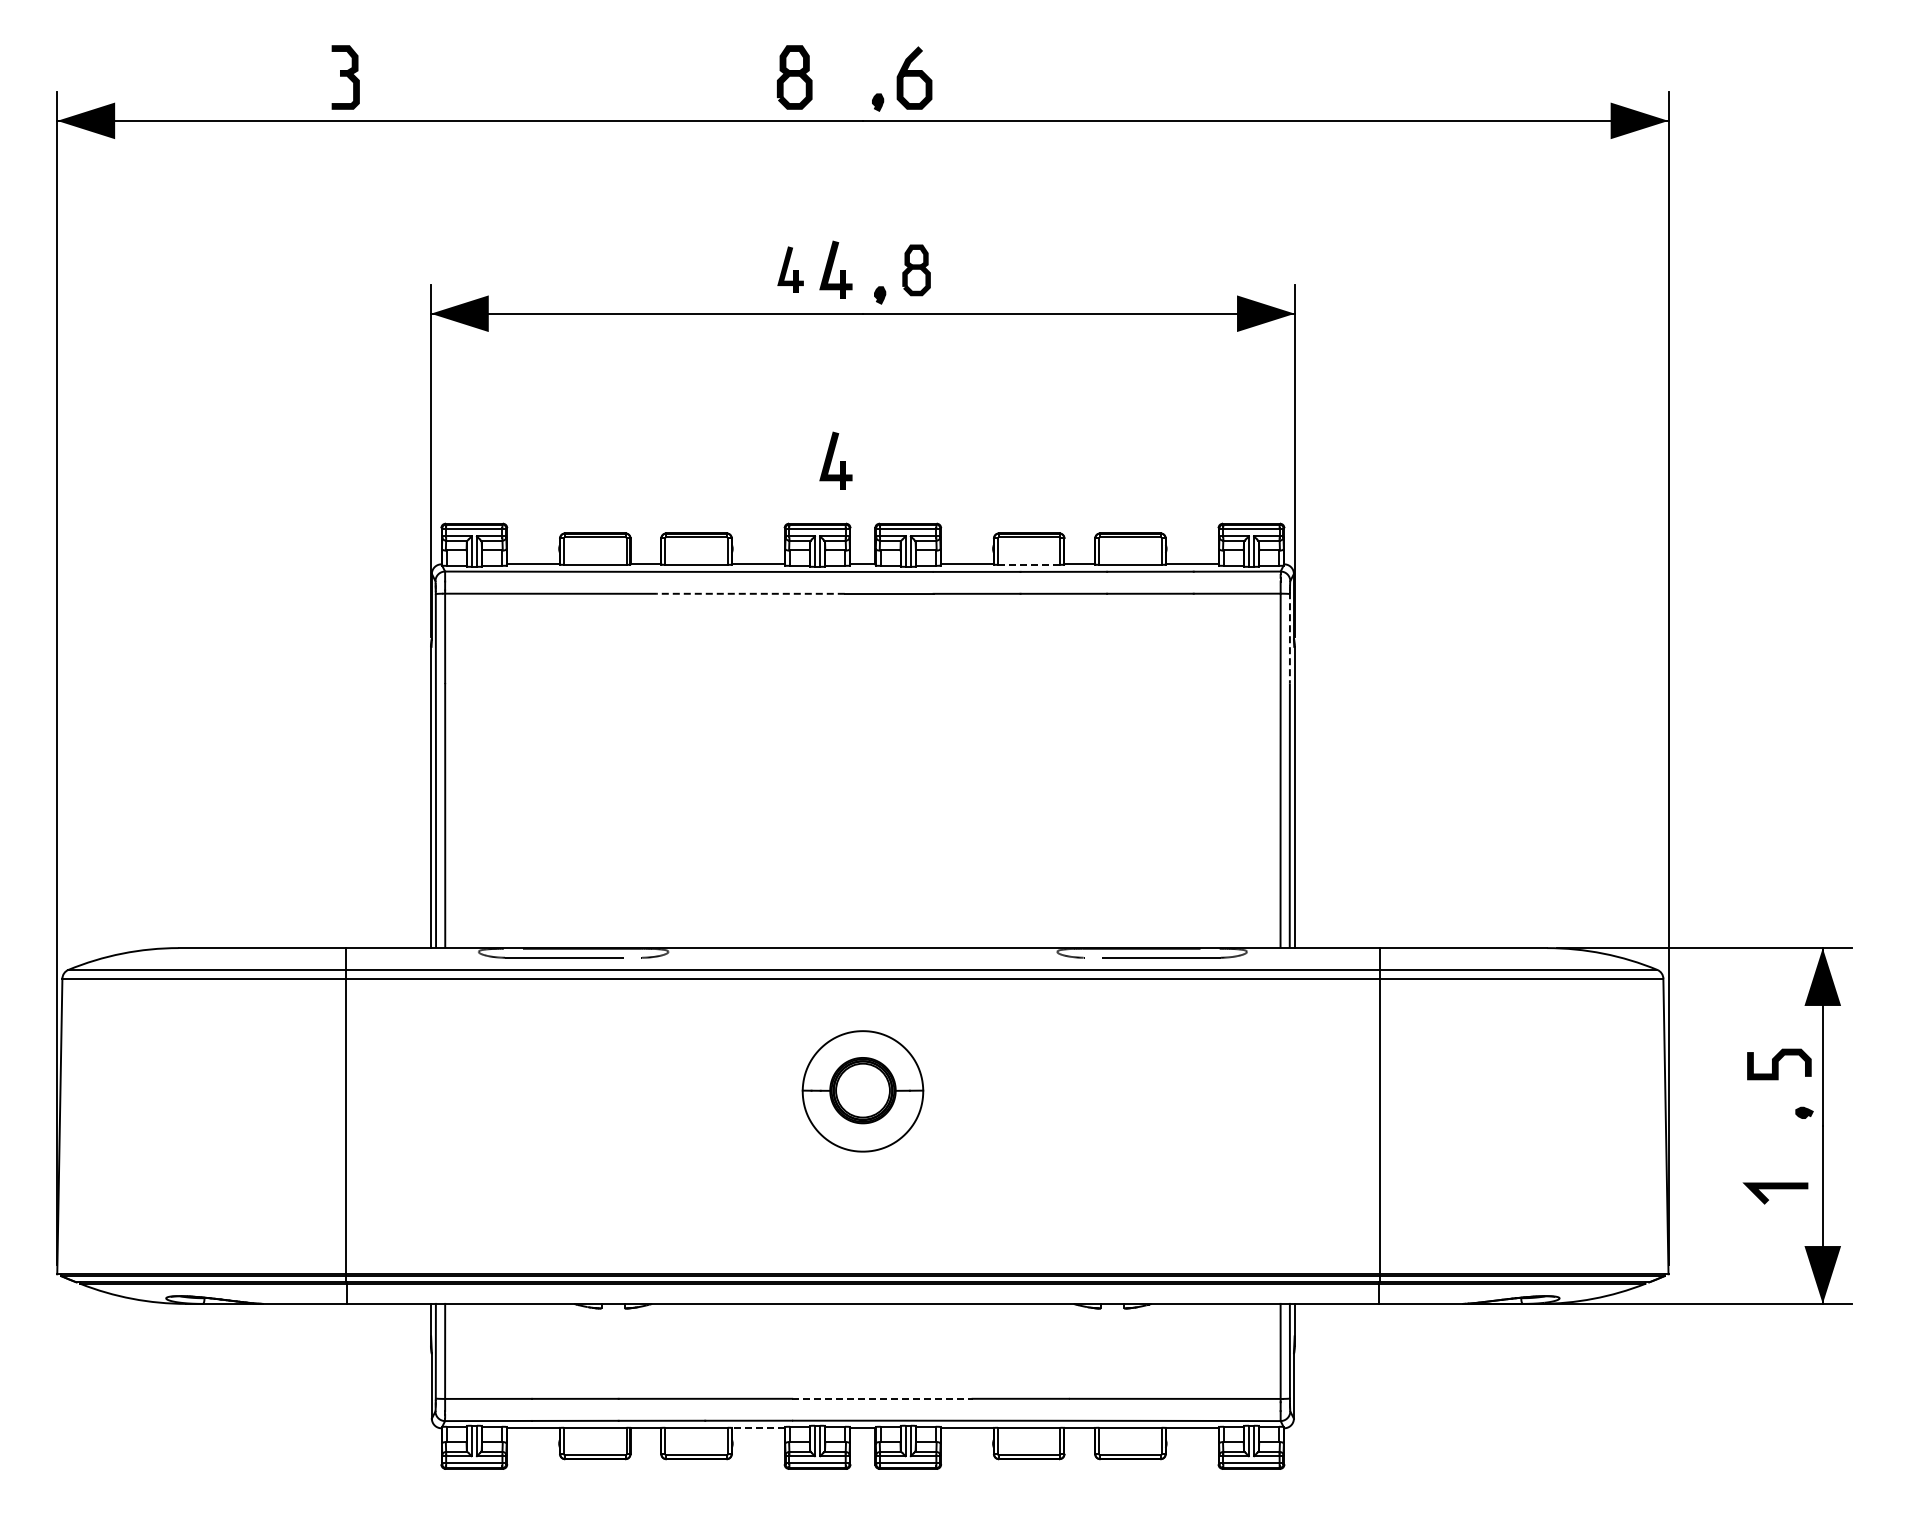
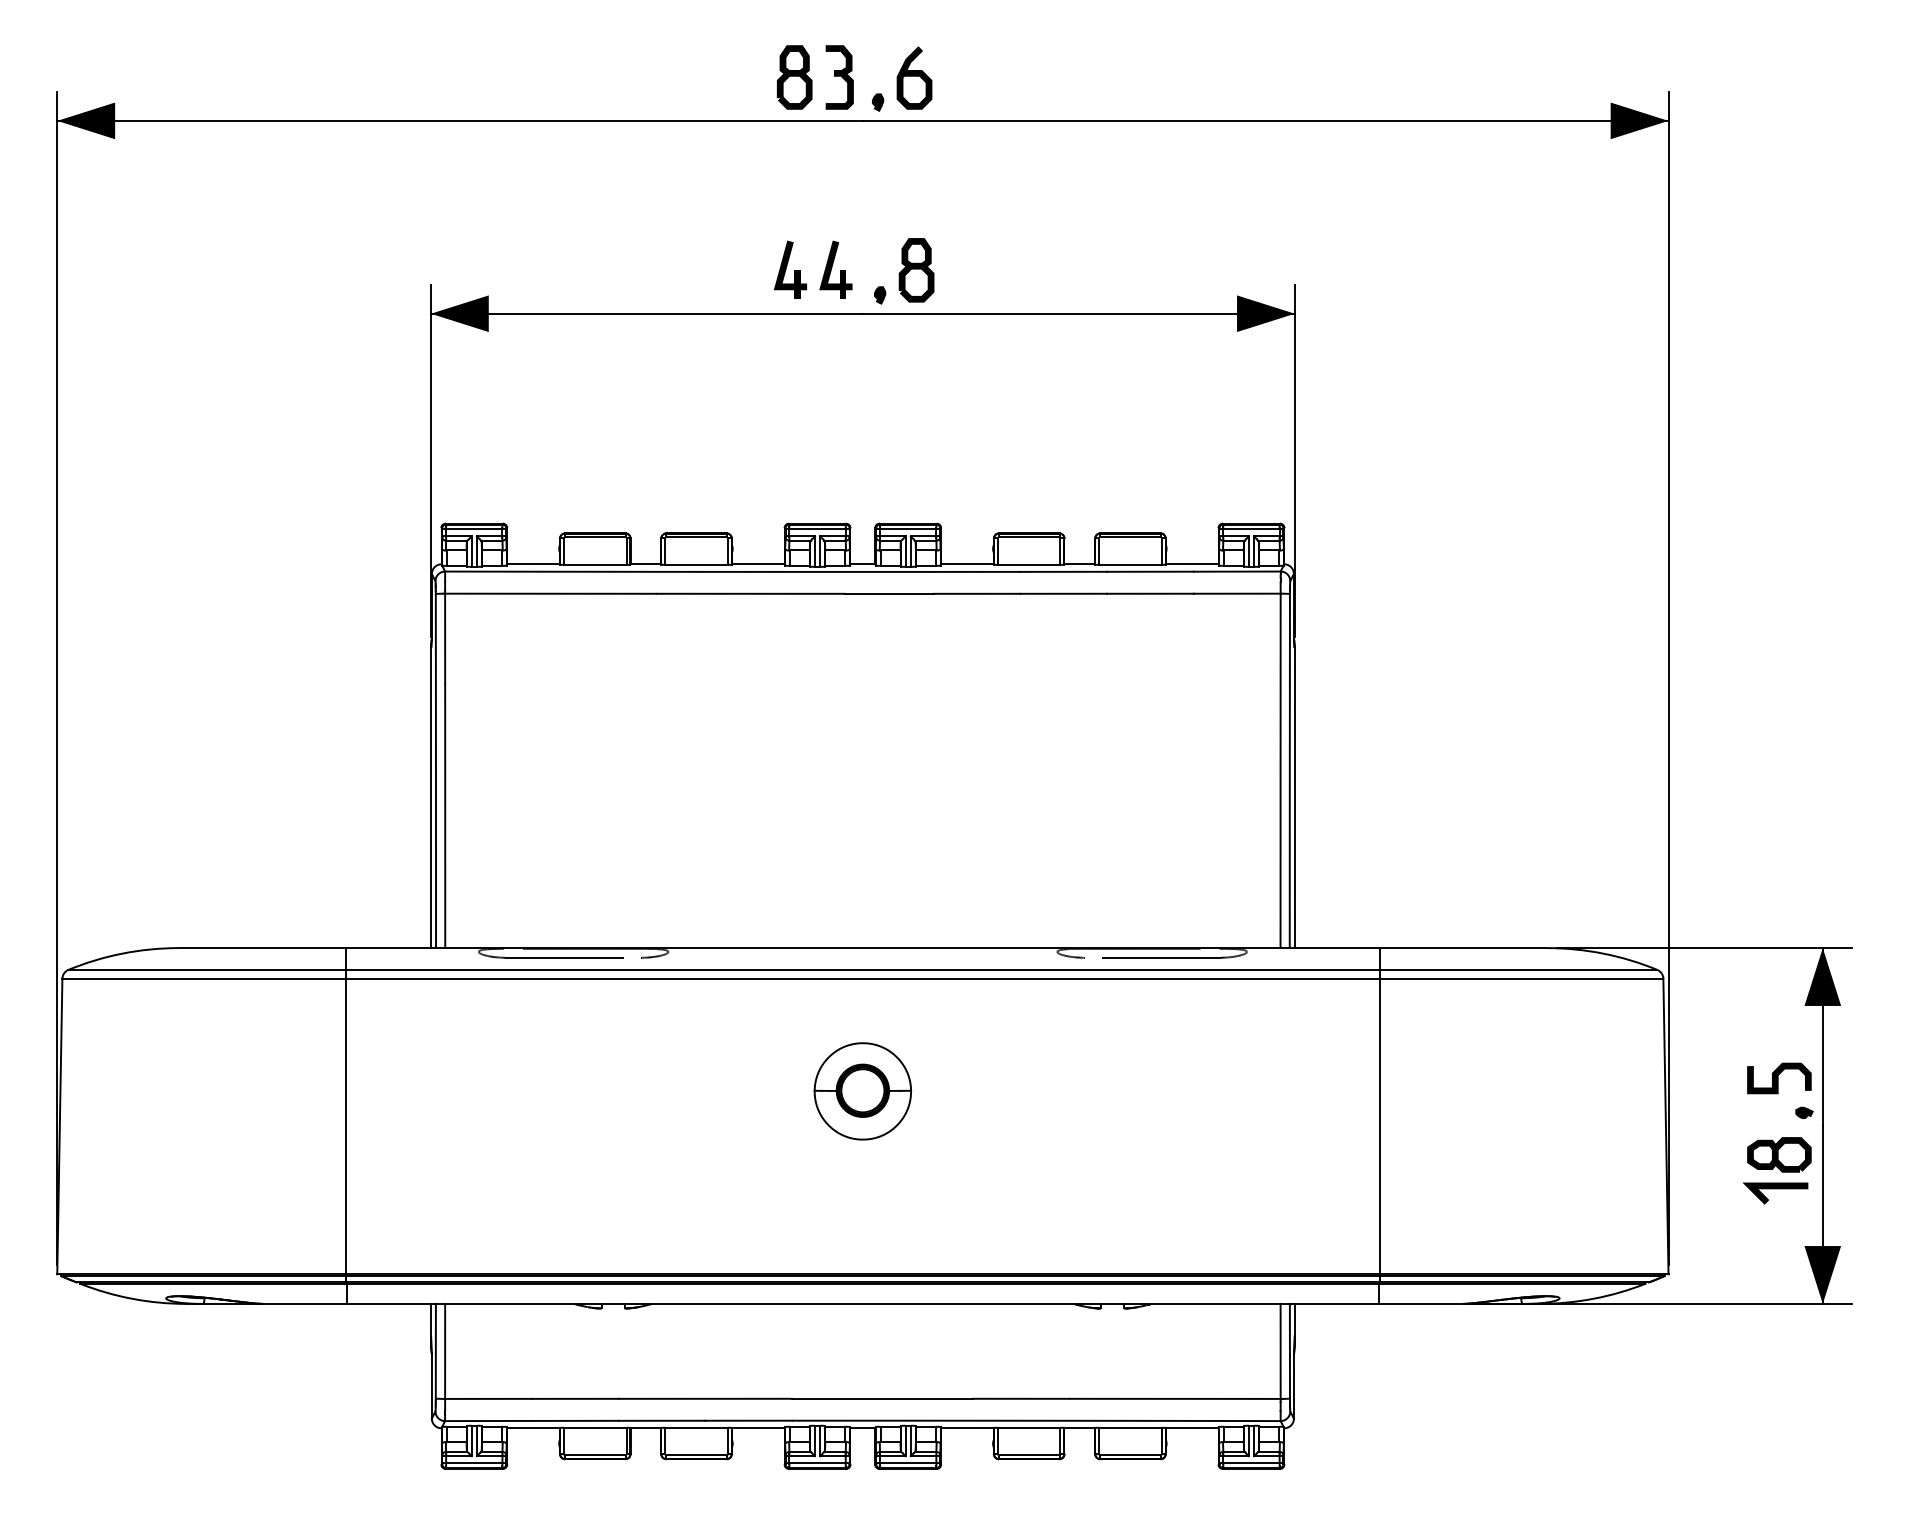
part position: (345, 77) -> (839, 77) (839, 77)
part size: 27x47 px -> 34x59 px (790, 269)
part size: 29x53 px -> 37x65 px (916, 270)
part: present -> none (835, 460)
line: dashed -> solid (1029, 564)
line: dashed -> solid (750, 593)
line: dashed -> solid (1289, 637)
curve position: (1778, 1064) -> (1778, 1078) (1778, 1078)
part size: 124x123 px -> 99x99 px (862, 1091)
part: none -> present (1779, 1154)
line: dashed -> solid (882, 1398)
line: dashed -> solid (758, 1428)
